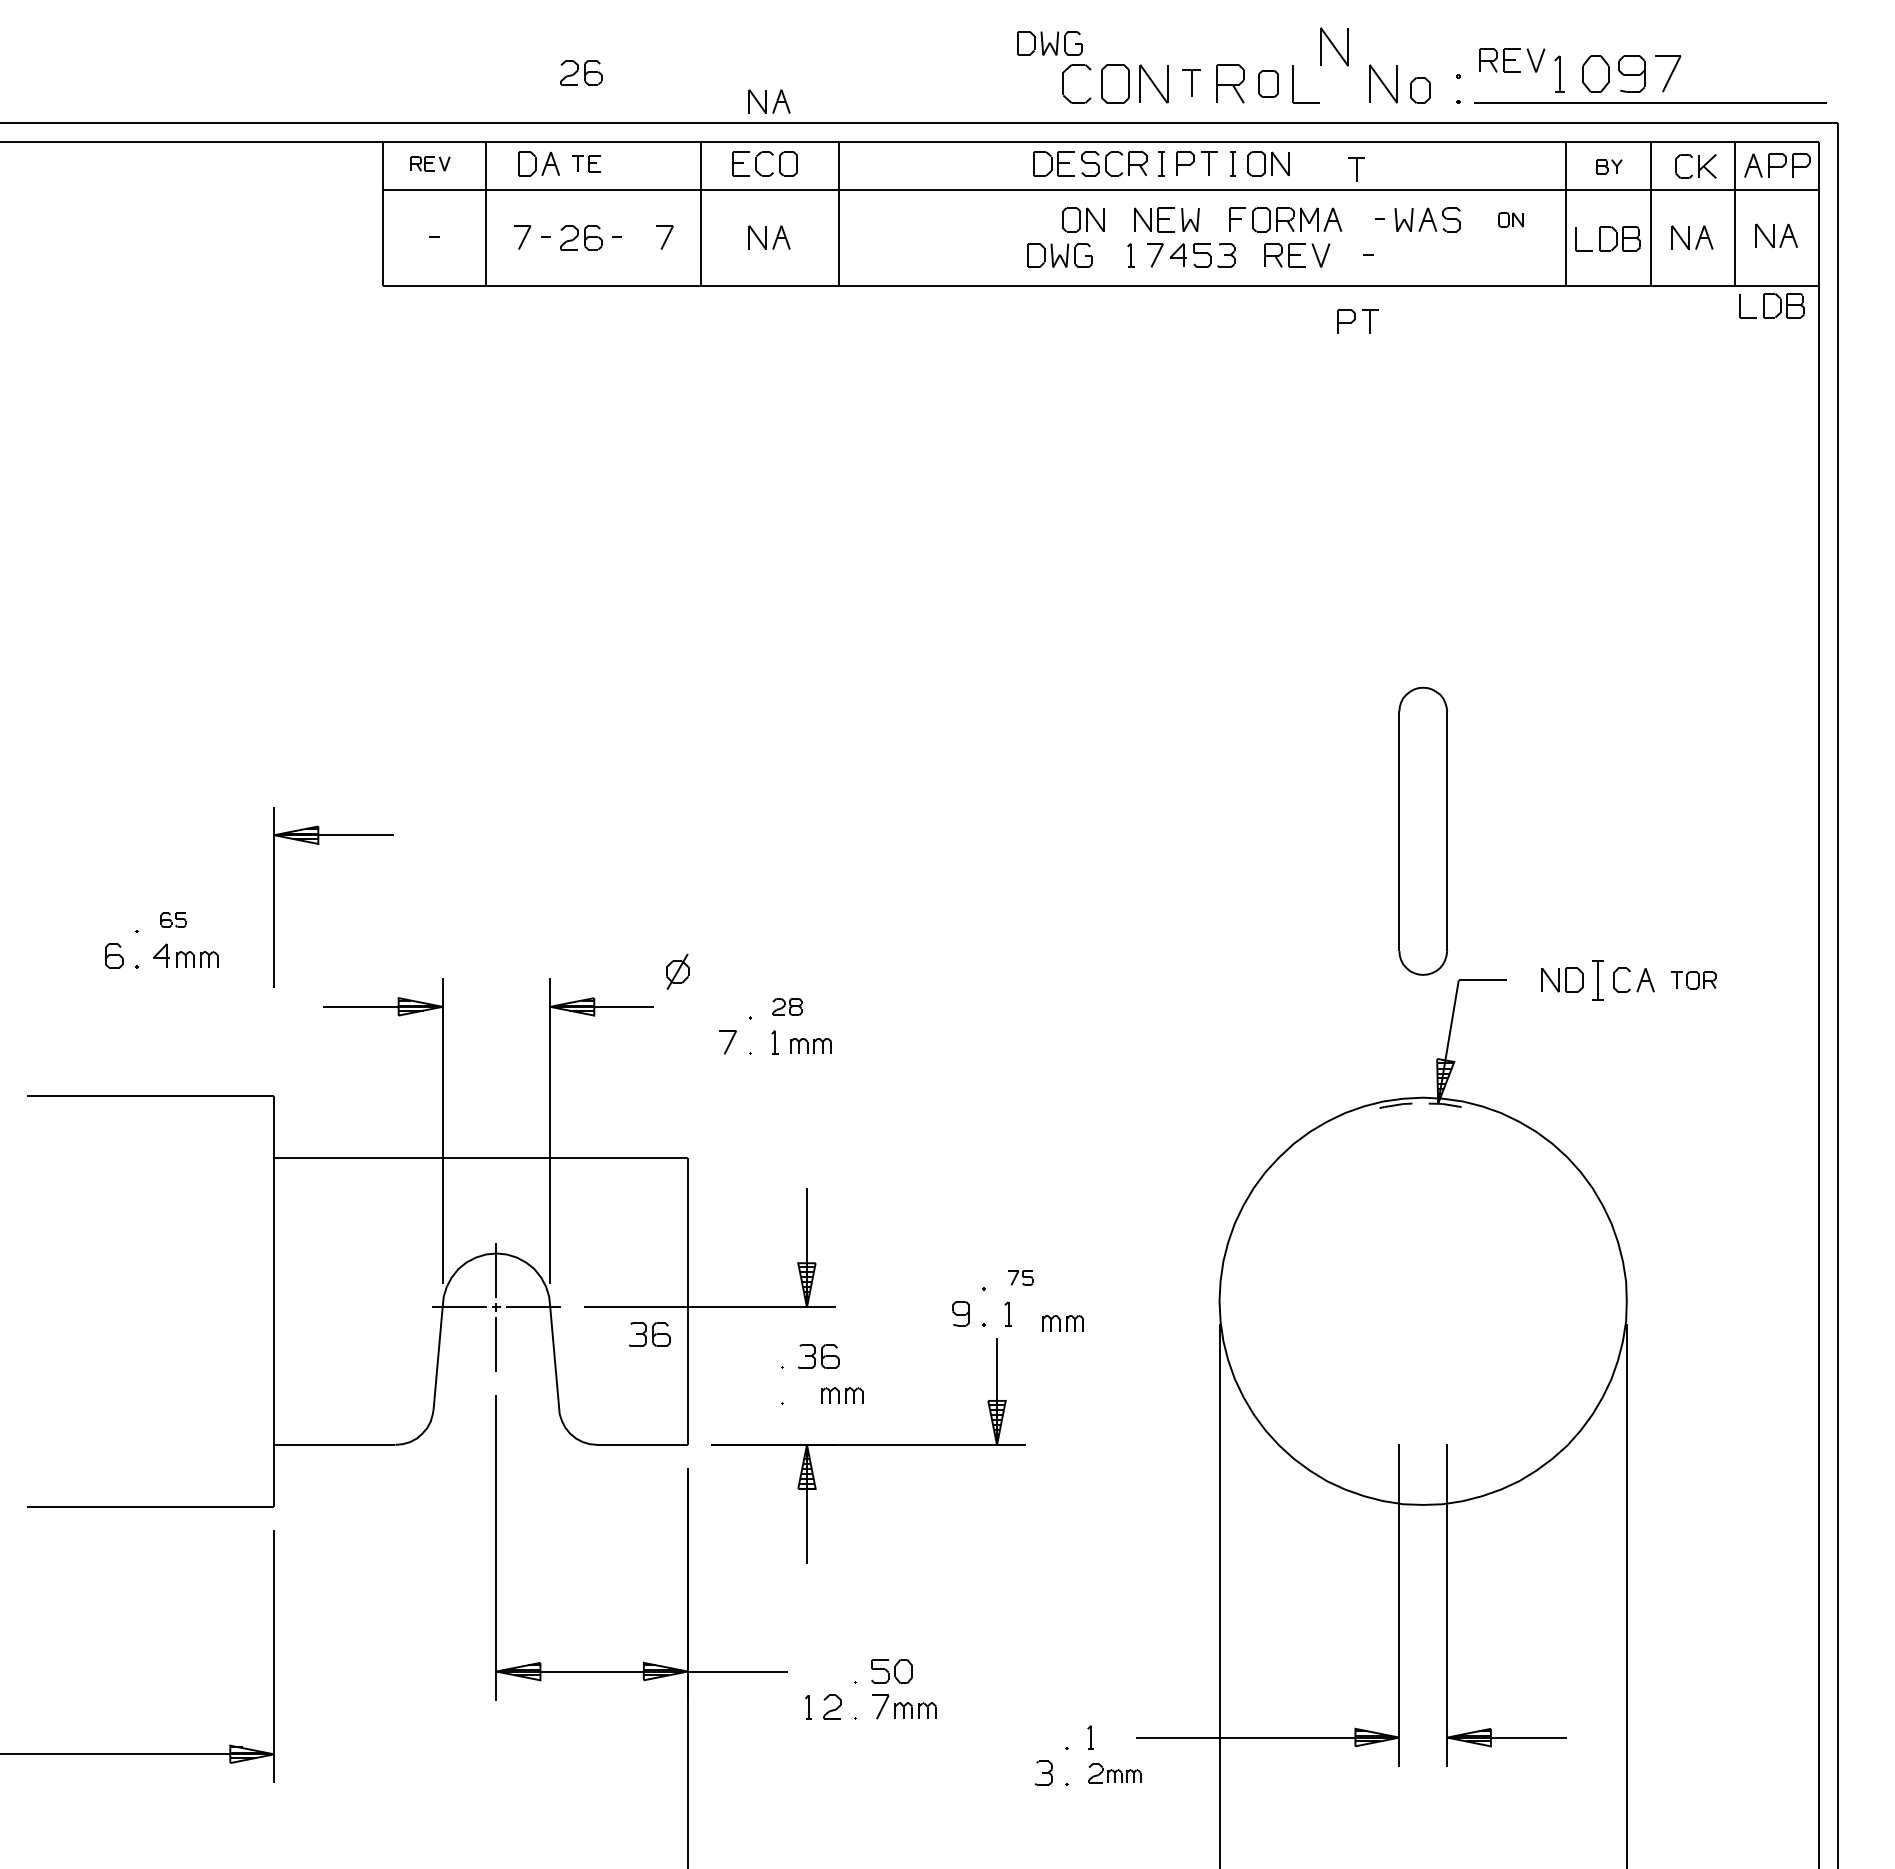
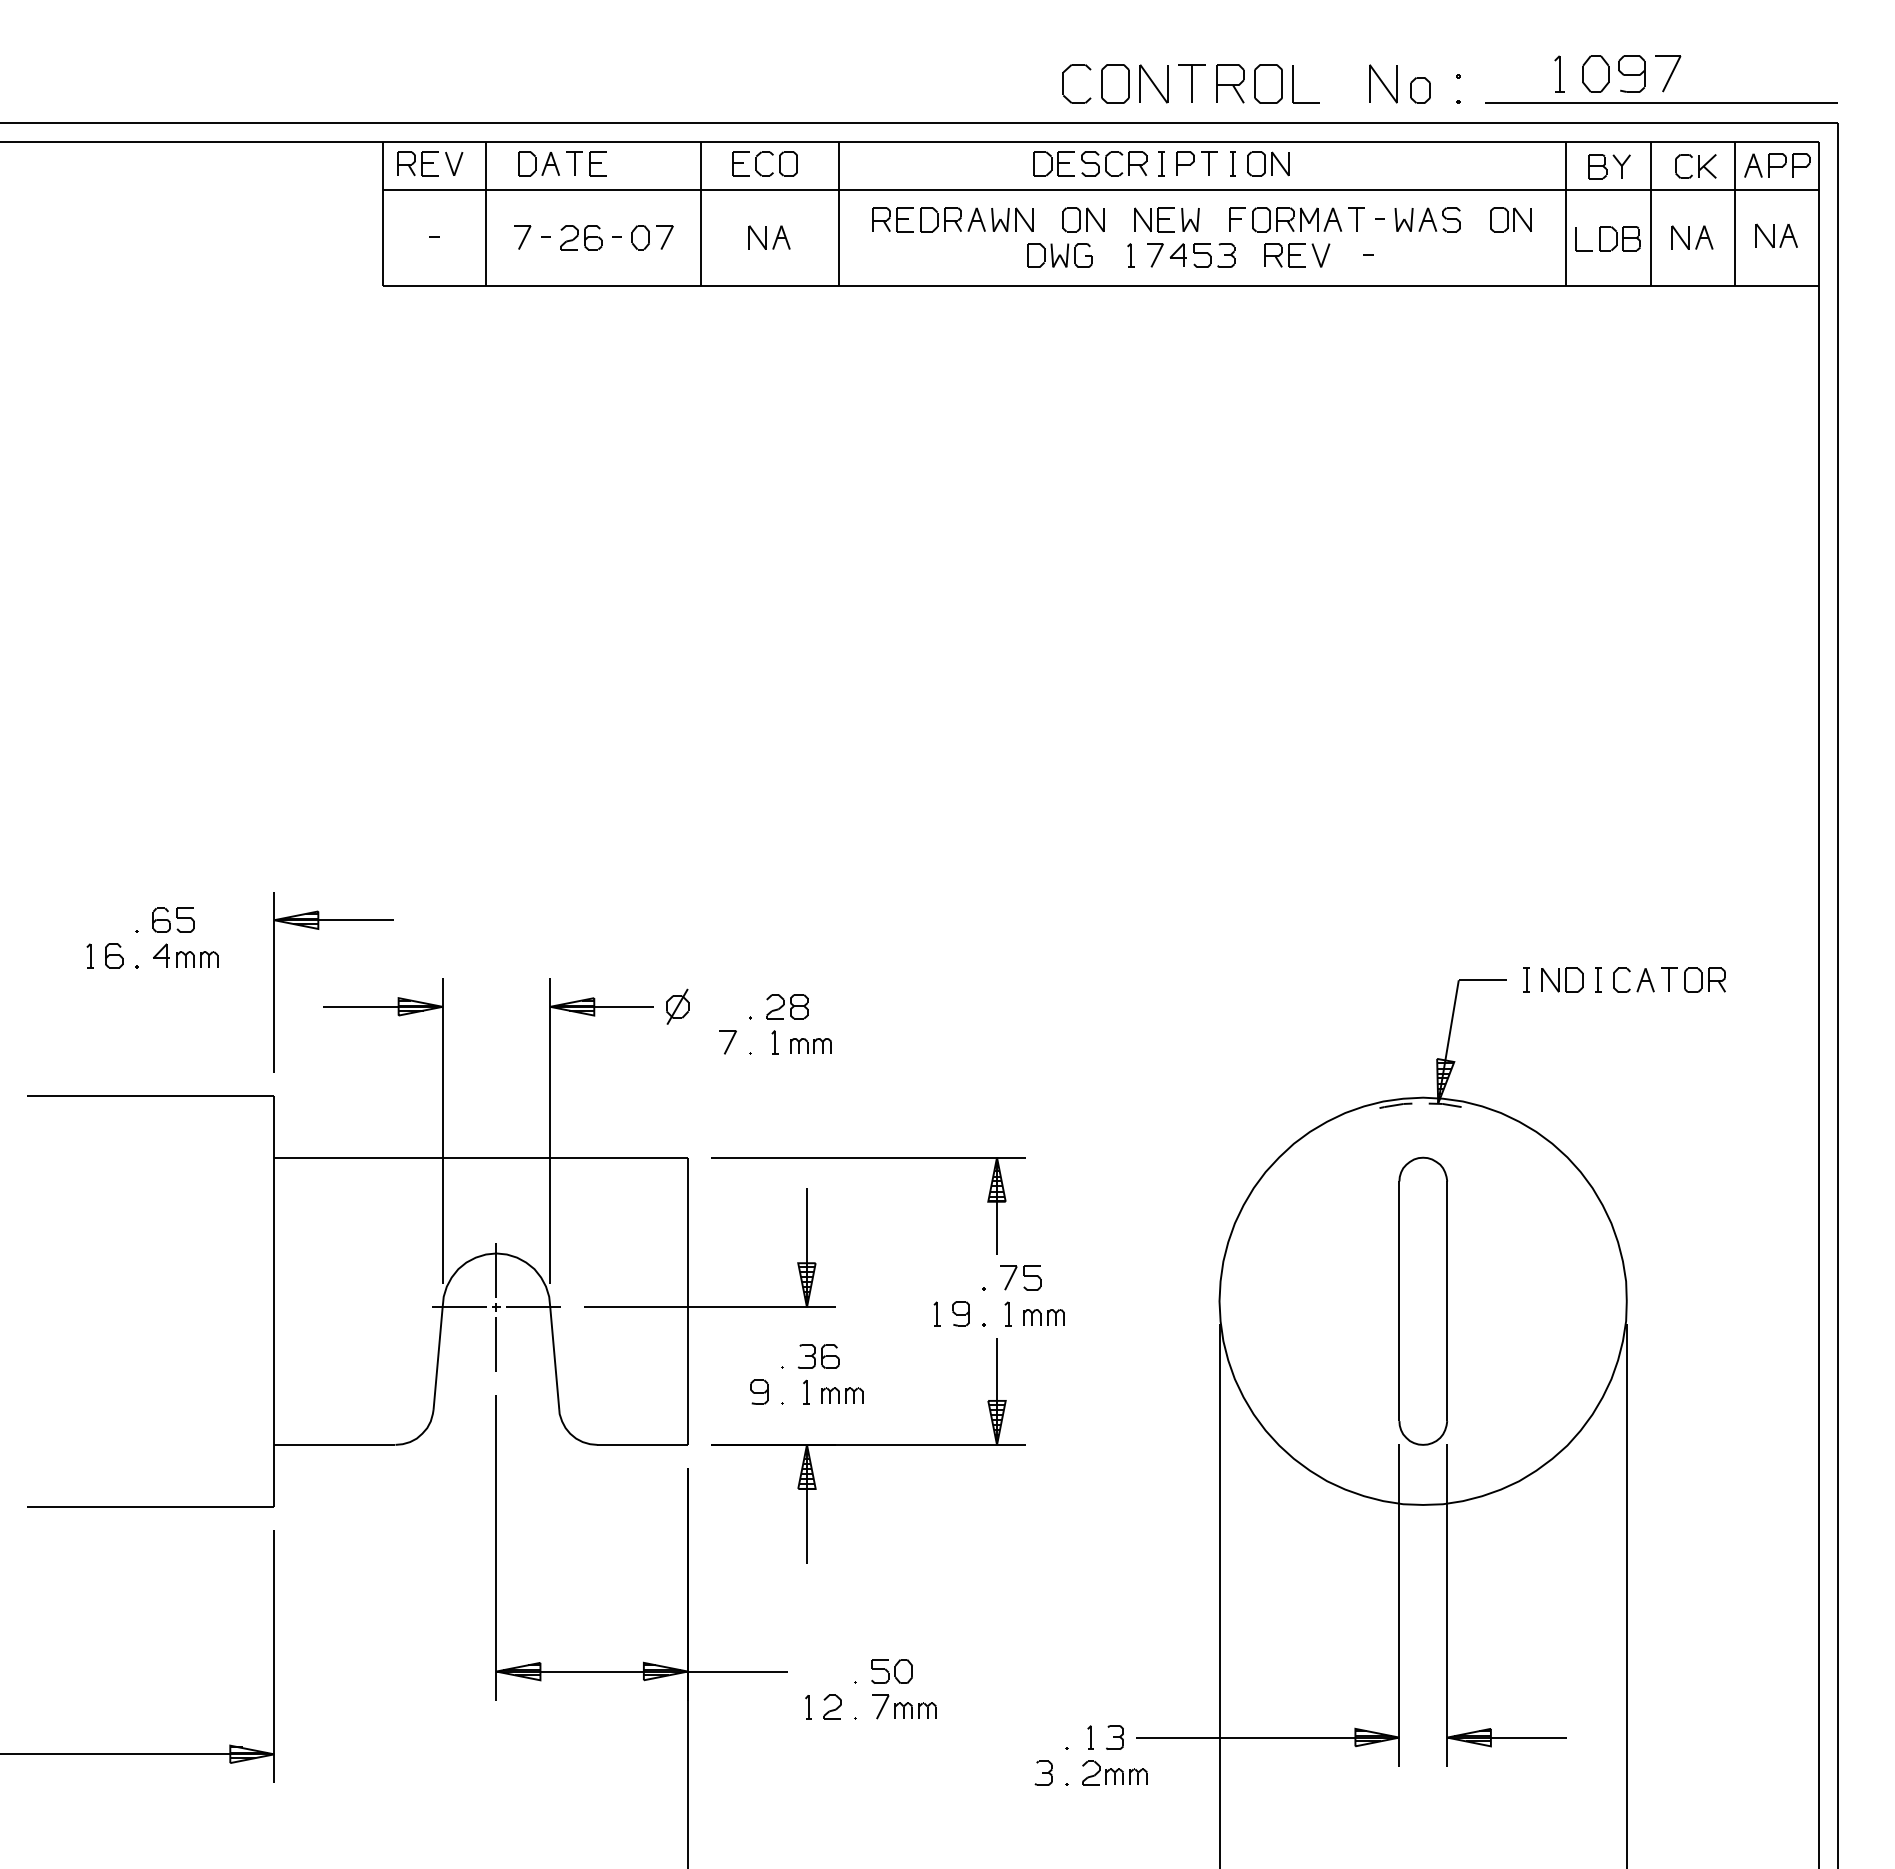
part: present -> none (1049, 43)
part: present -> none (1334, 46)
part: present -> none (1512, 60)
part: present -> none (581, 72)
part size: 19x28 px -> 28x39 px (1191, 83)
part size: 21x28 px -> 29x40 px (1268, 83)
part: present -> none (769, 101)
line position: (1650, 102) -> (1661, 102) (1661, 102)
part size: 41x16 px -> 67x26 px (430, 163)
part size: 29x18 px -> 41x26 px (586, 163)
part size: 27x16 px -> 43x26 px (1609, 166)
part position: (1356, 169) -> (1356, 219) (1356, 219)
part: none -> present (952, 219)
part size: 26x16 px -> 42x26 px (1510, 219)
part: none -> present (640, 237)
part: present -> none (1771, 305)
part: present -> none (1357, 321)
part position: (1423, 830) -> (1423, 1300) (1423, 1300)
part position: (319, 844) -> (319, 929) (319, 929)
part size: 27x16 px -> 43x26 px (173, 919)
part: none -> present (89, 955)
part position: (677, 971) -> (677, 1006) (677, 1006)
part: none -> present (1526, 979)
part size: 12x41 px -> 7x26 px (1598, 979)
part size: 46x19 px -> 65x26 px (1693, 979)
part size: 31x18 px -> 43x26 px (787, 1006)
part: none -> present (868, 1158)
part size: 26x16 px -> 42x26 px (1020, 1277)
part: none -> present (936, 1313)
part position: (1062, 1323) -> (1043, 1317) (1043, 1317)
part: present -> none (649, 1334)
part: none -> present (759, 1391)
part: none -> present (806, 1391)
part: none -> present (1114, 1737)
part size: 54x21 px -> 66x26 px (1114, 1772)
